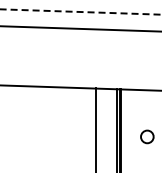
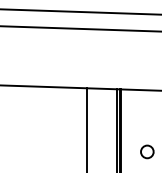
line: dashed -> solid (81, 12)
line position: (95, 128) -> (86, 128) (86, 128)
circle position: (147, 136) -> (147, 151) (147, 151)
